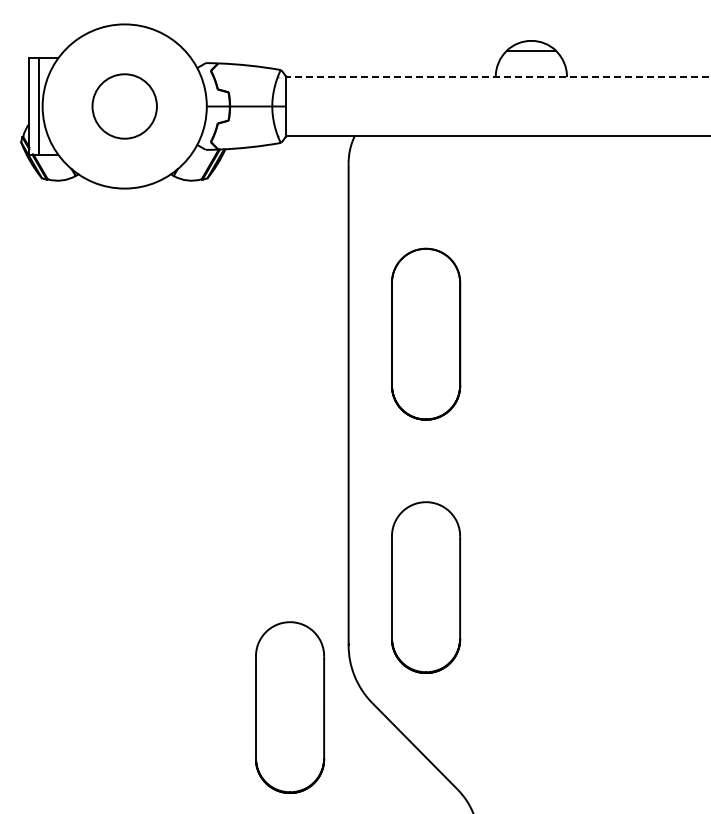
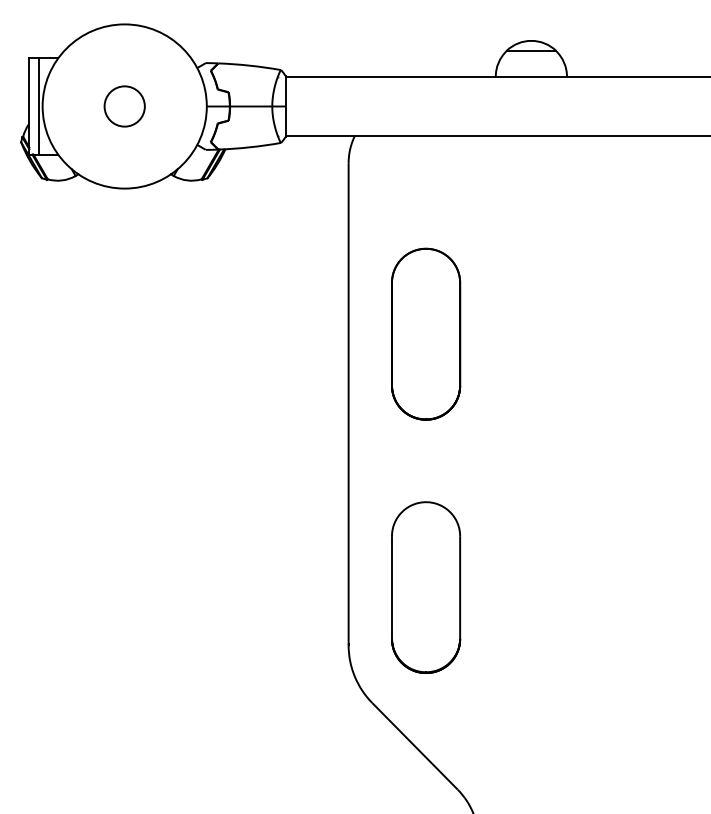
line: dashed -> solid (497, 77)
circle diameter: 64 px -> 40 px (124, 106)
part: present -> none (290, 707)
